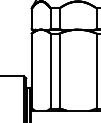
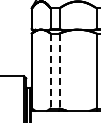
line: solid -> dashed (50, 71)
line: solid -> dashed (59, 71)
